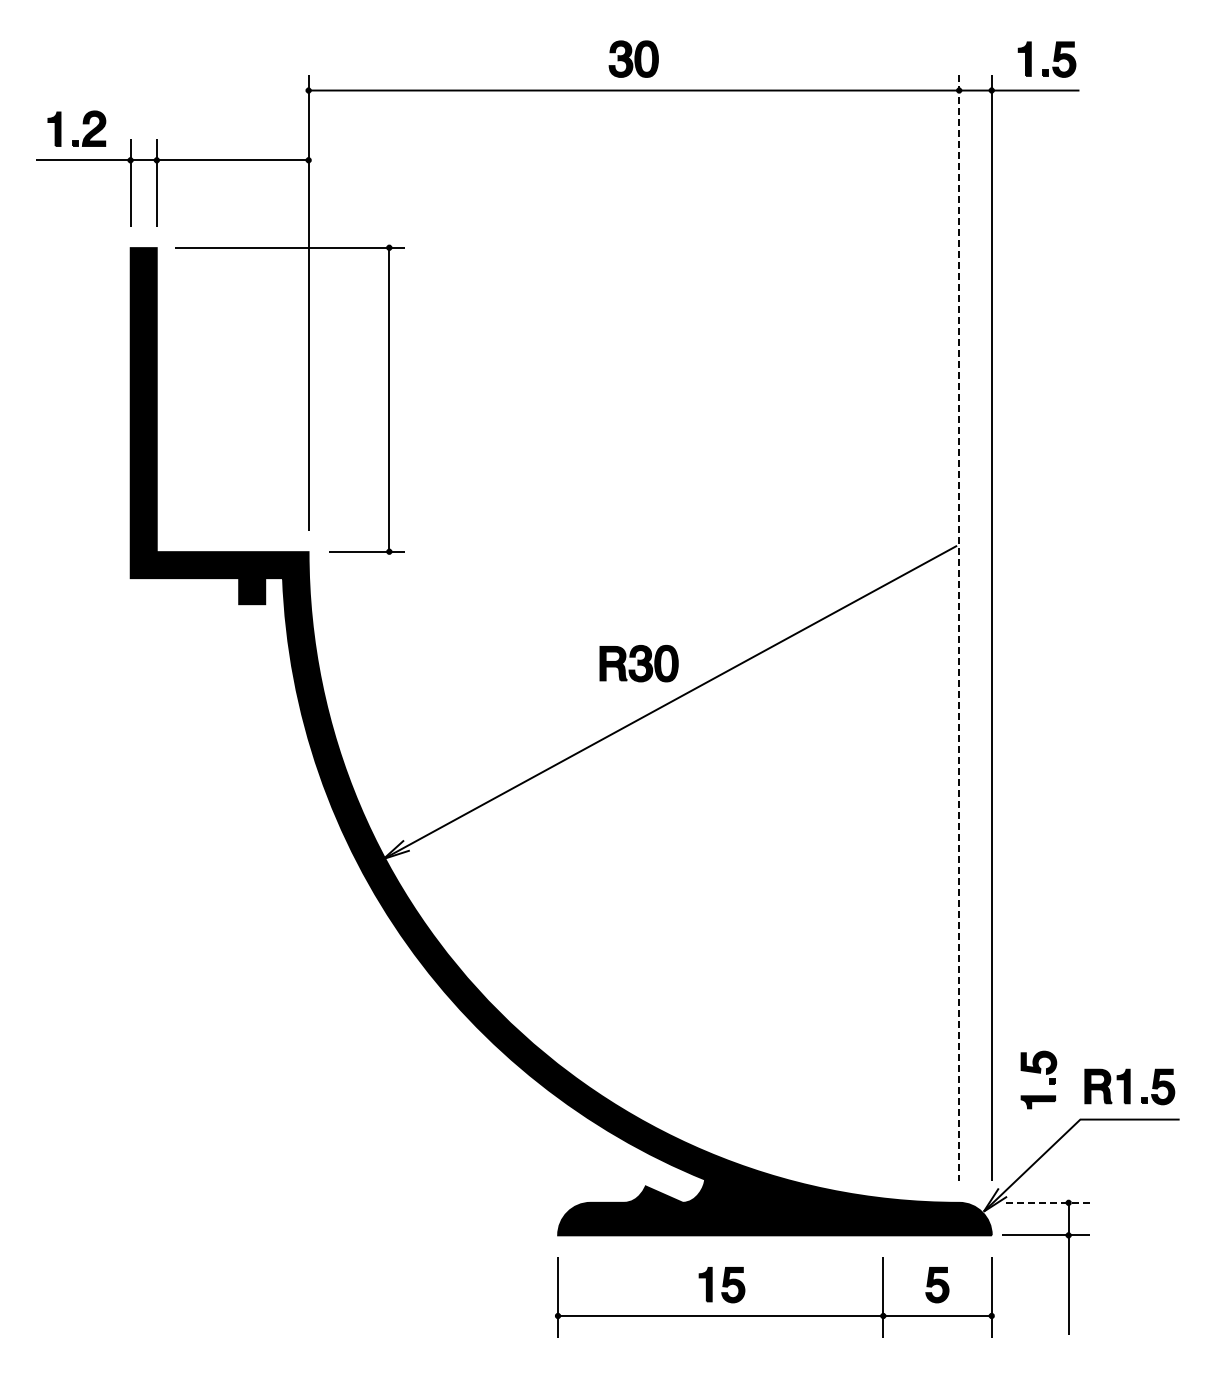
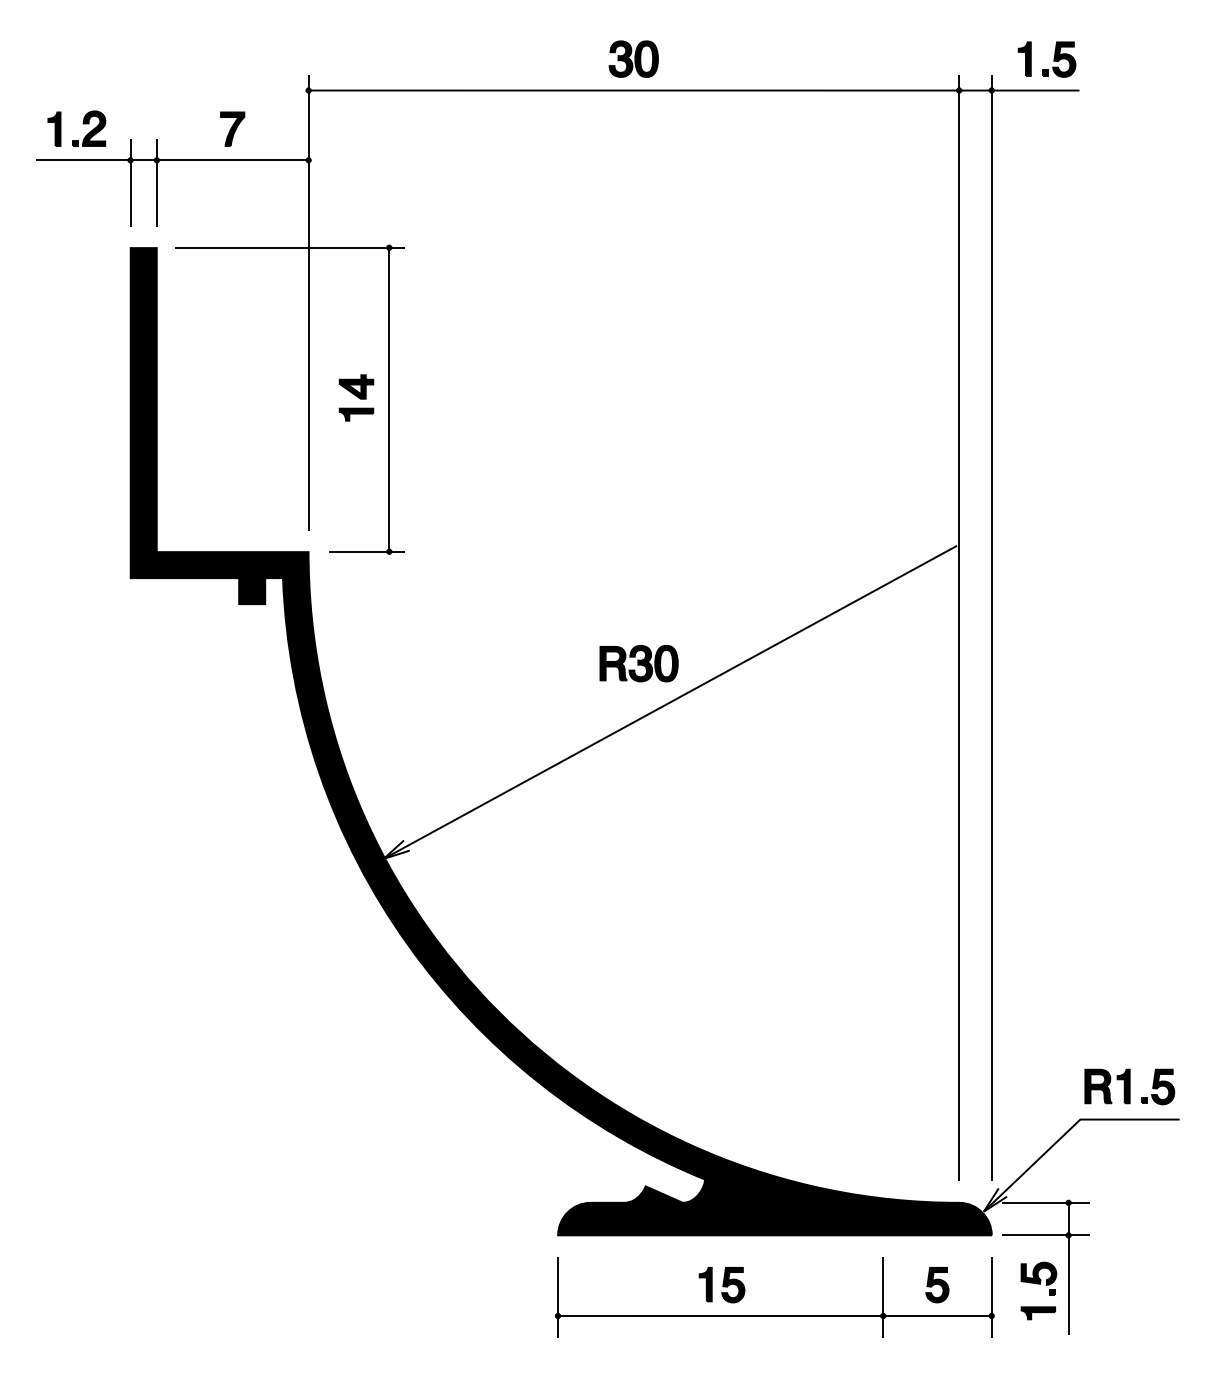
part: none -> present (232, 128)
part: none -> present (356, 397)
line: dashed -> solid (959, 628)
part position: (1038, 1079) -> (1038, 1290) (1038, 1290)
line: dashed -> solid (1045, 1202)
